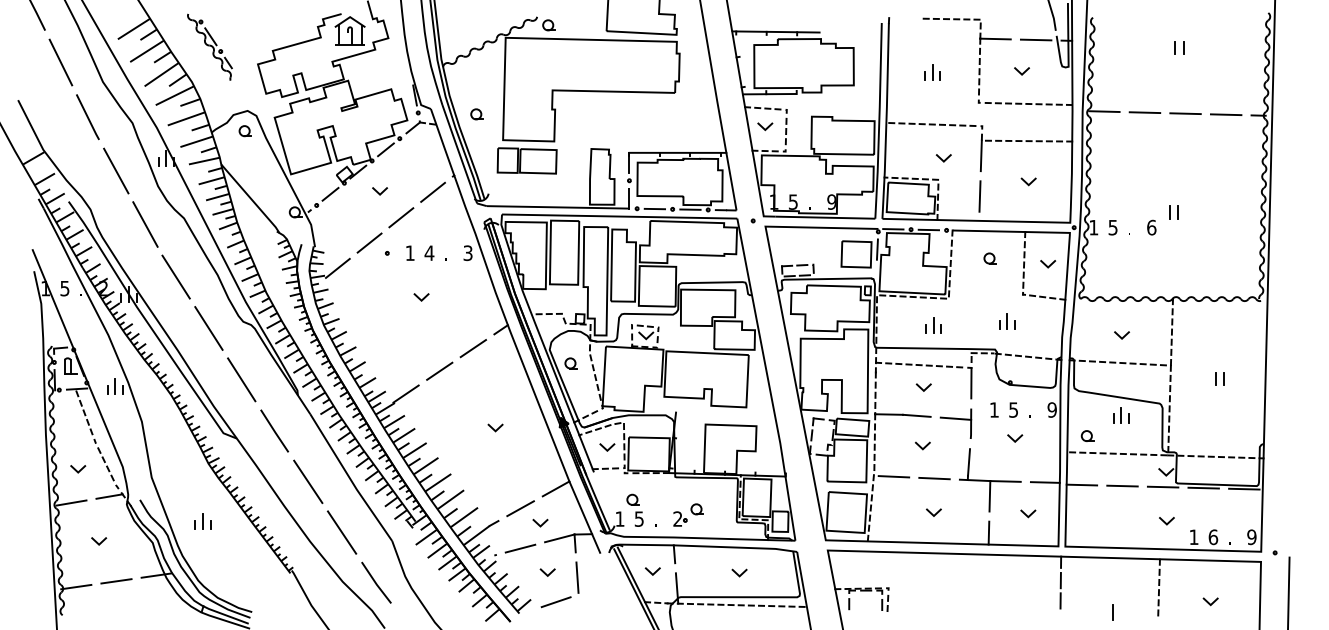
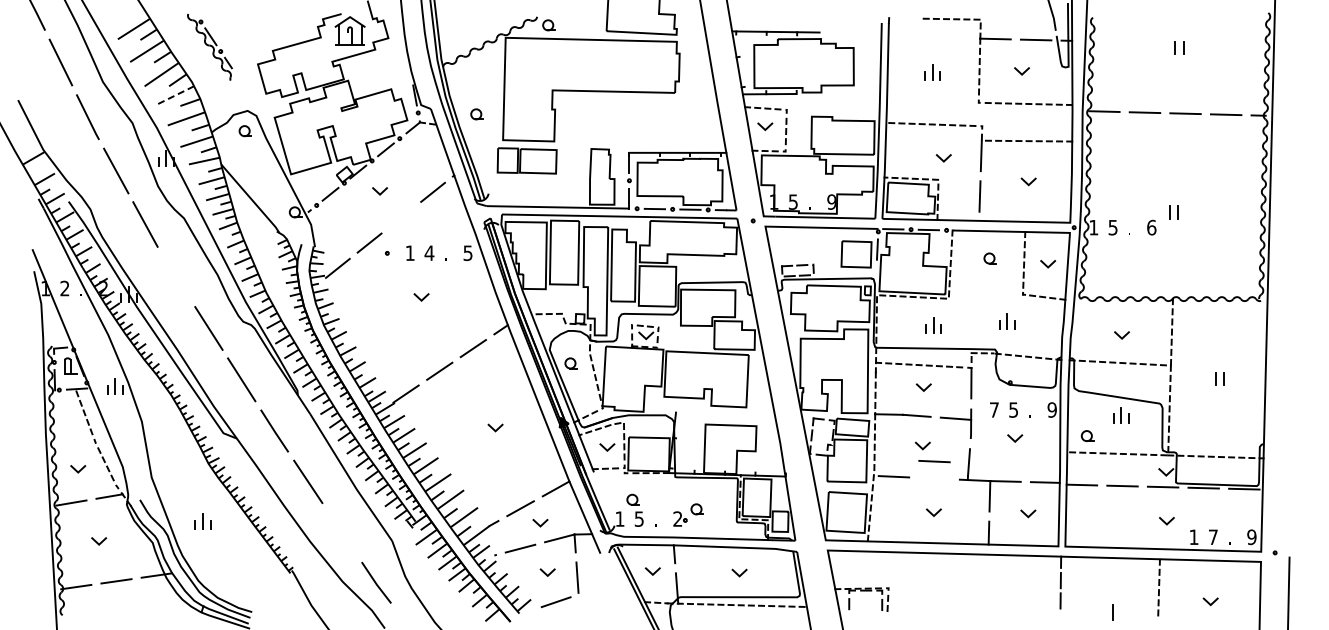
line: solid -> dashed (174, 95)
line: present -> none (401, 217)
text: 3 -> 5 (468, 252)
line: present -> none (175, 276)
text: 5 -> 2 (64, 288)
text: 1 -> 7 (994, 409)
line position: (934, 478) -> (934, 461) (934, 461)
line: present -> none (341, 532)
text: 6 -> 7 (1213, 537)
